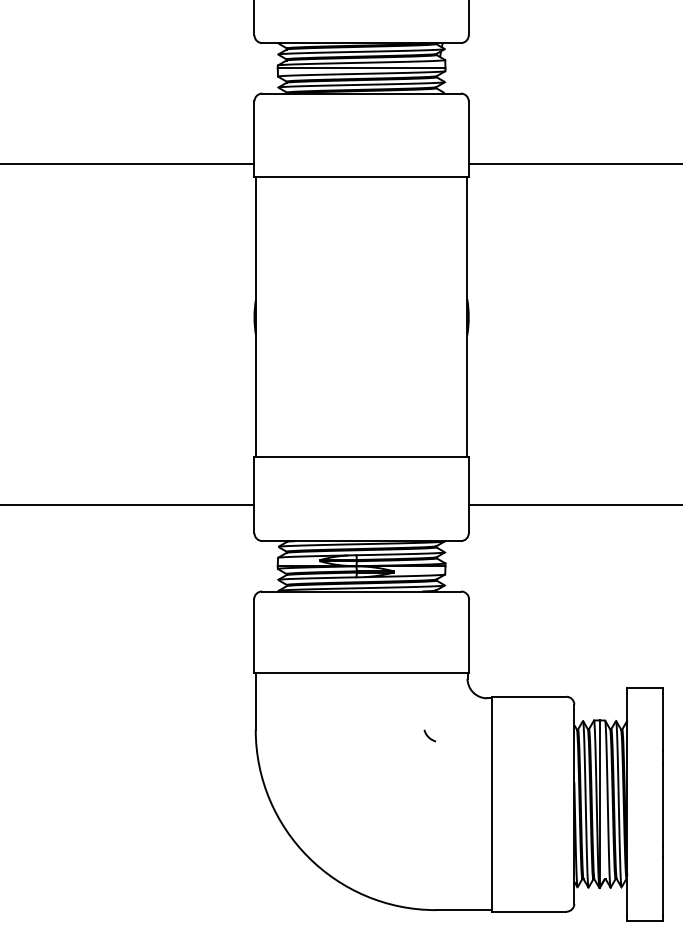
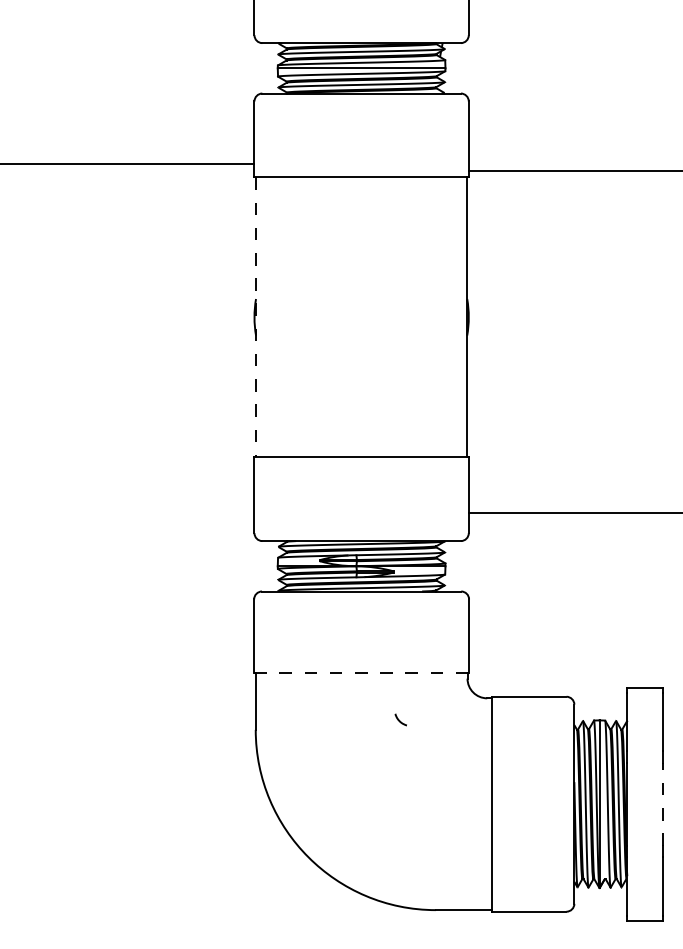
line position: (573, 164) -> (573, 171) (573, 171)
line: solid -> dashed (256, 317)
line: present -> none (128, 504)
line position: (573, 504) -> (573, 512) (573, 512)
line: solid -> dashed (362, 673)
curve position: (428, 735) -> (399, 719) (399, 719)
line: solid -> dashed (662, 804)
